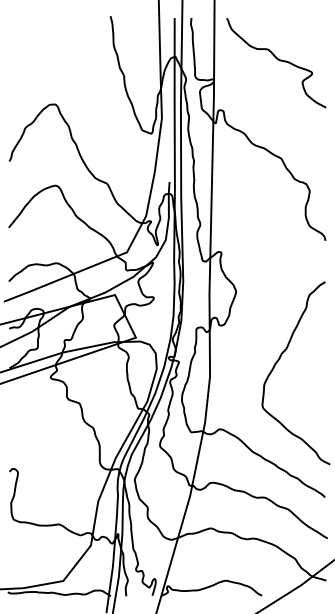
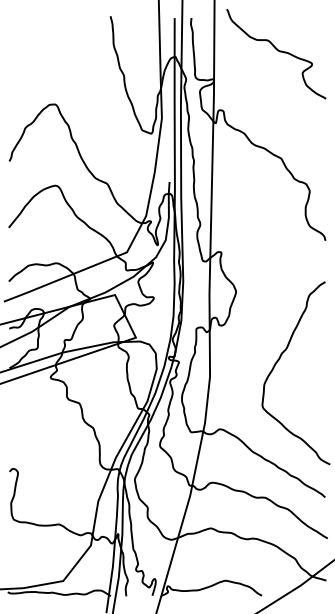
curve position: (278, 60) -> (278, 51) (278, 51)
